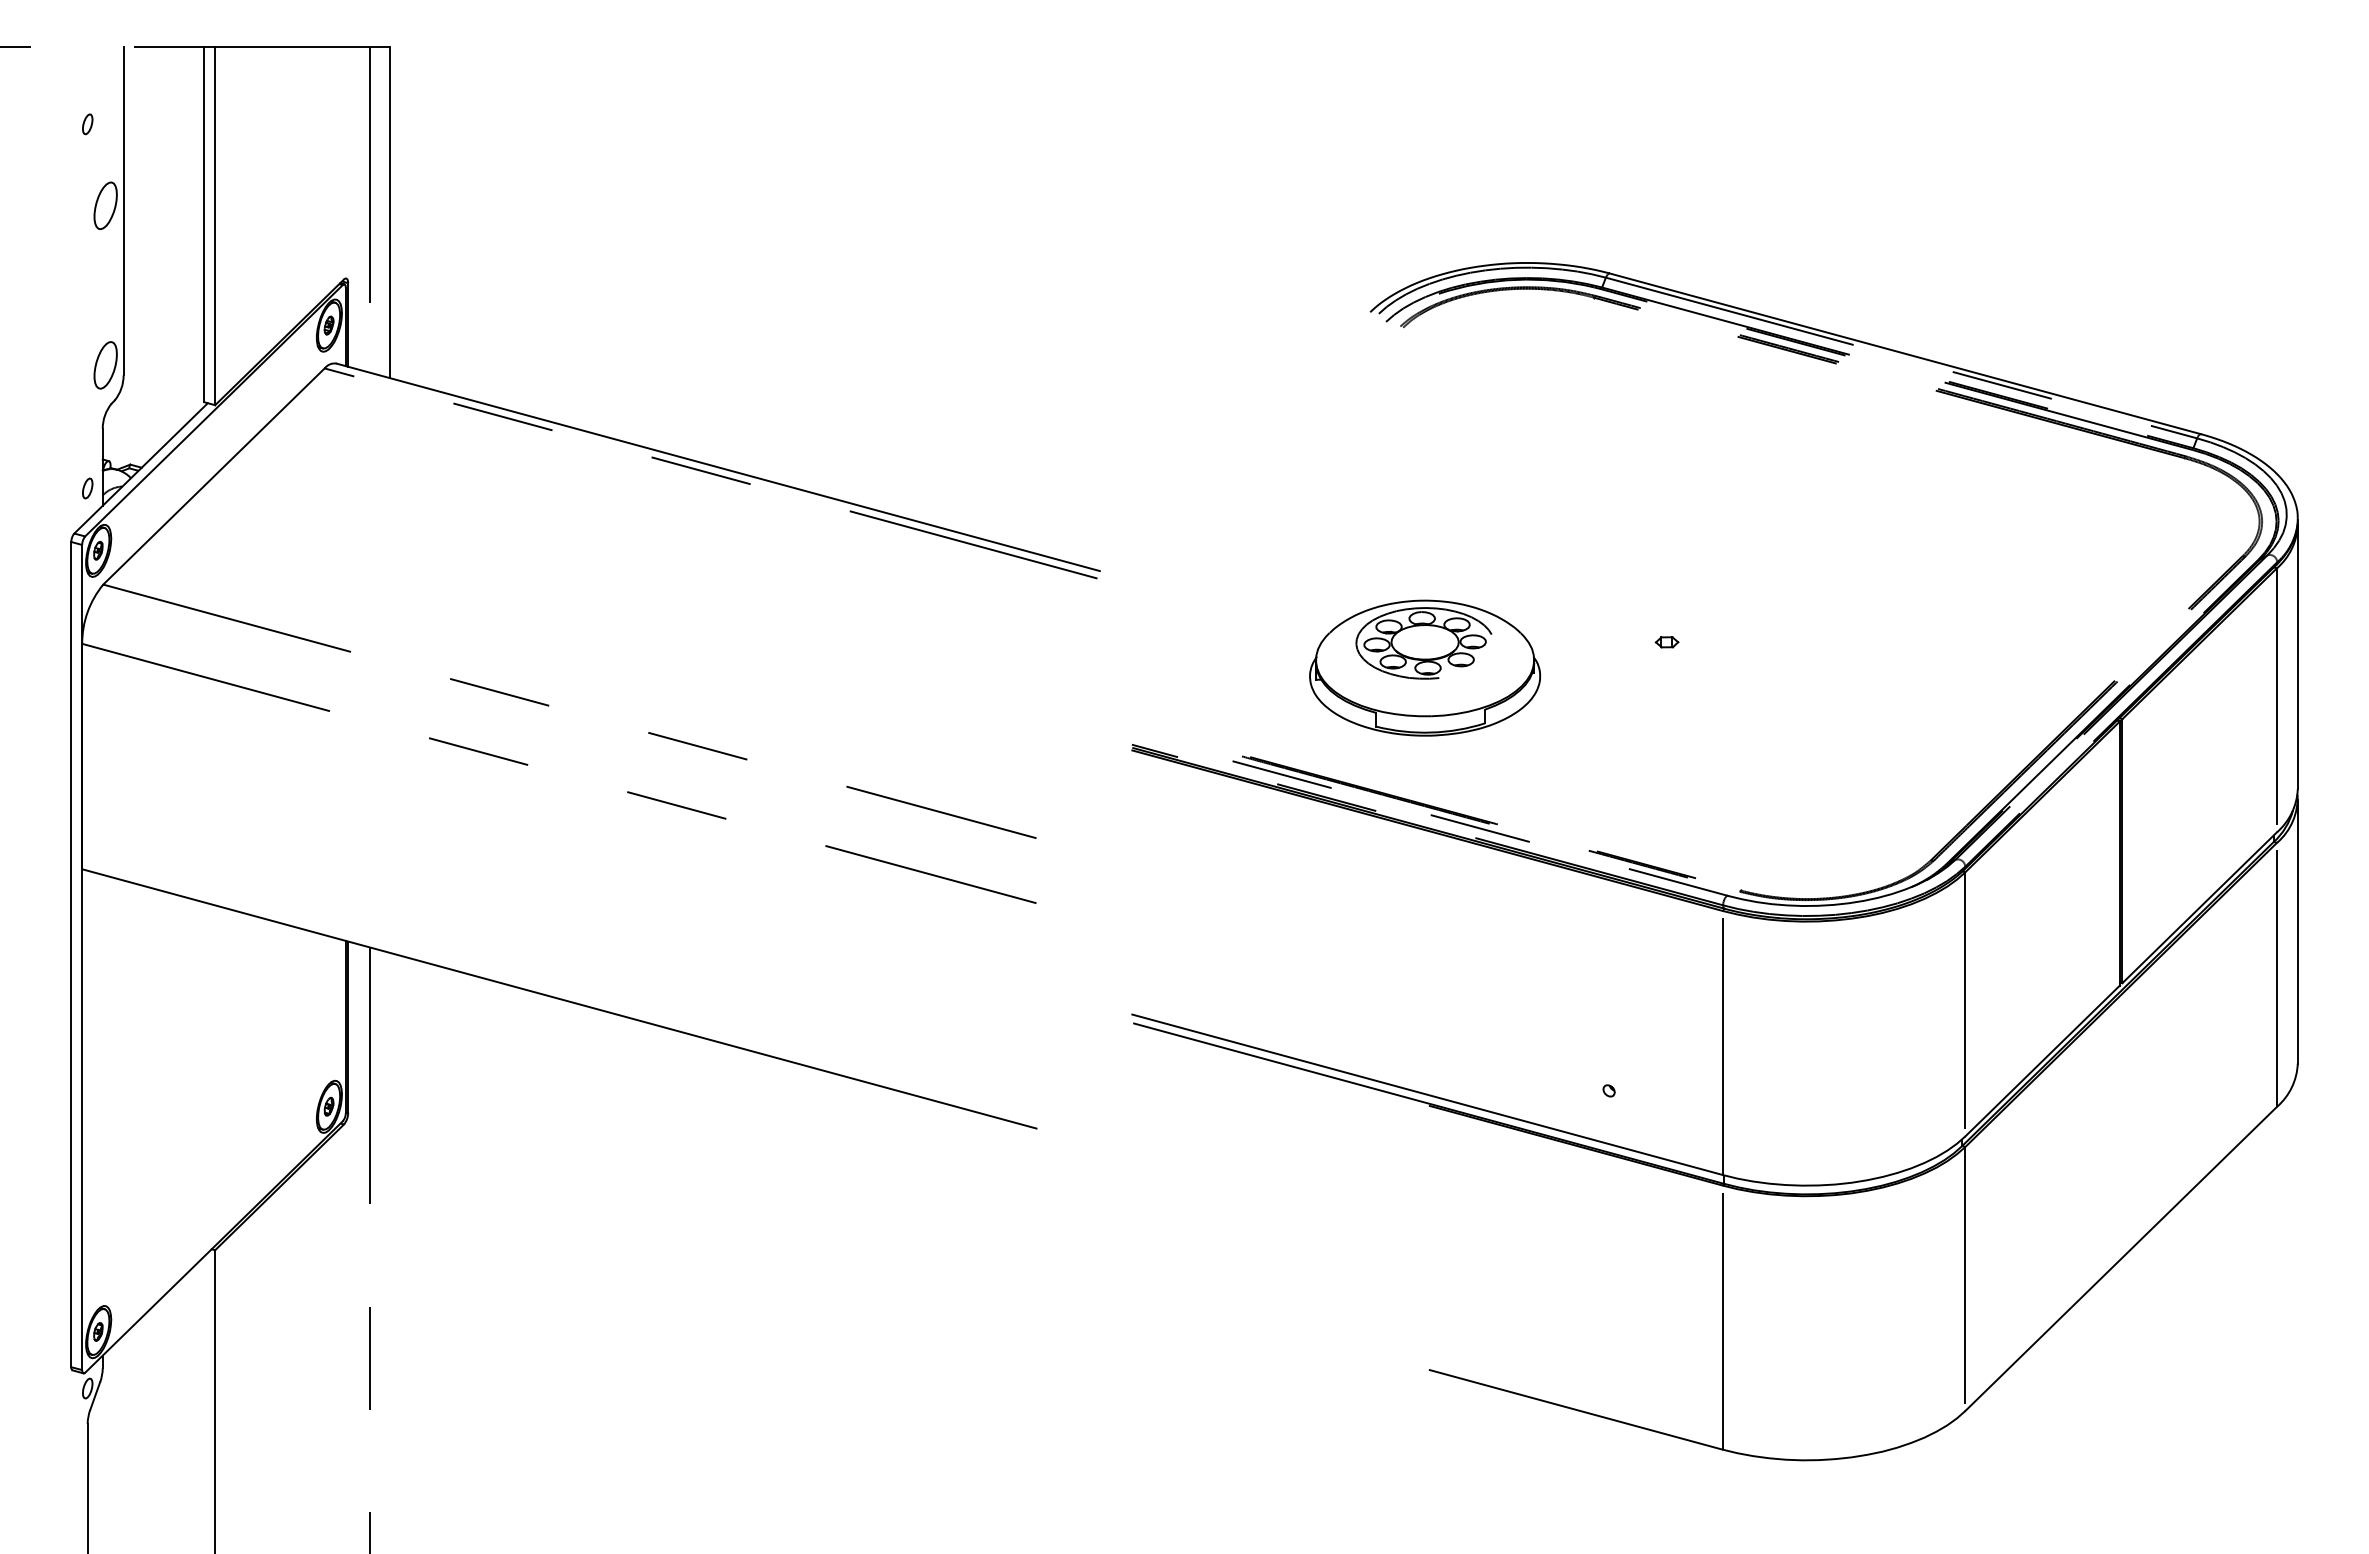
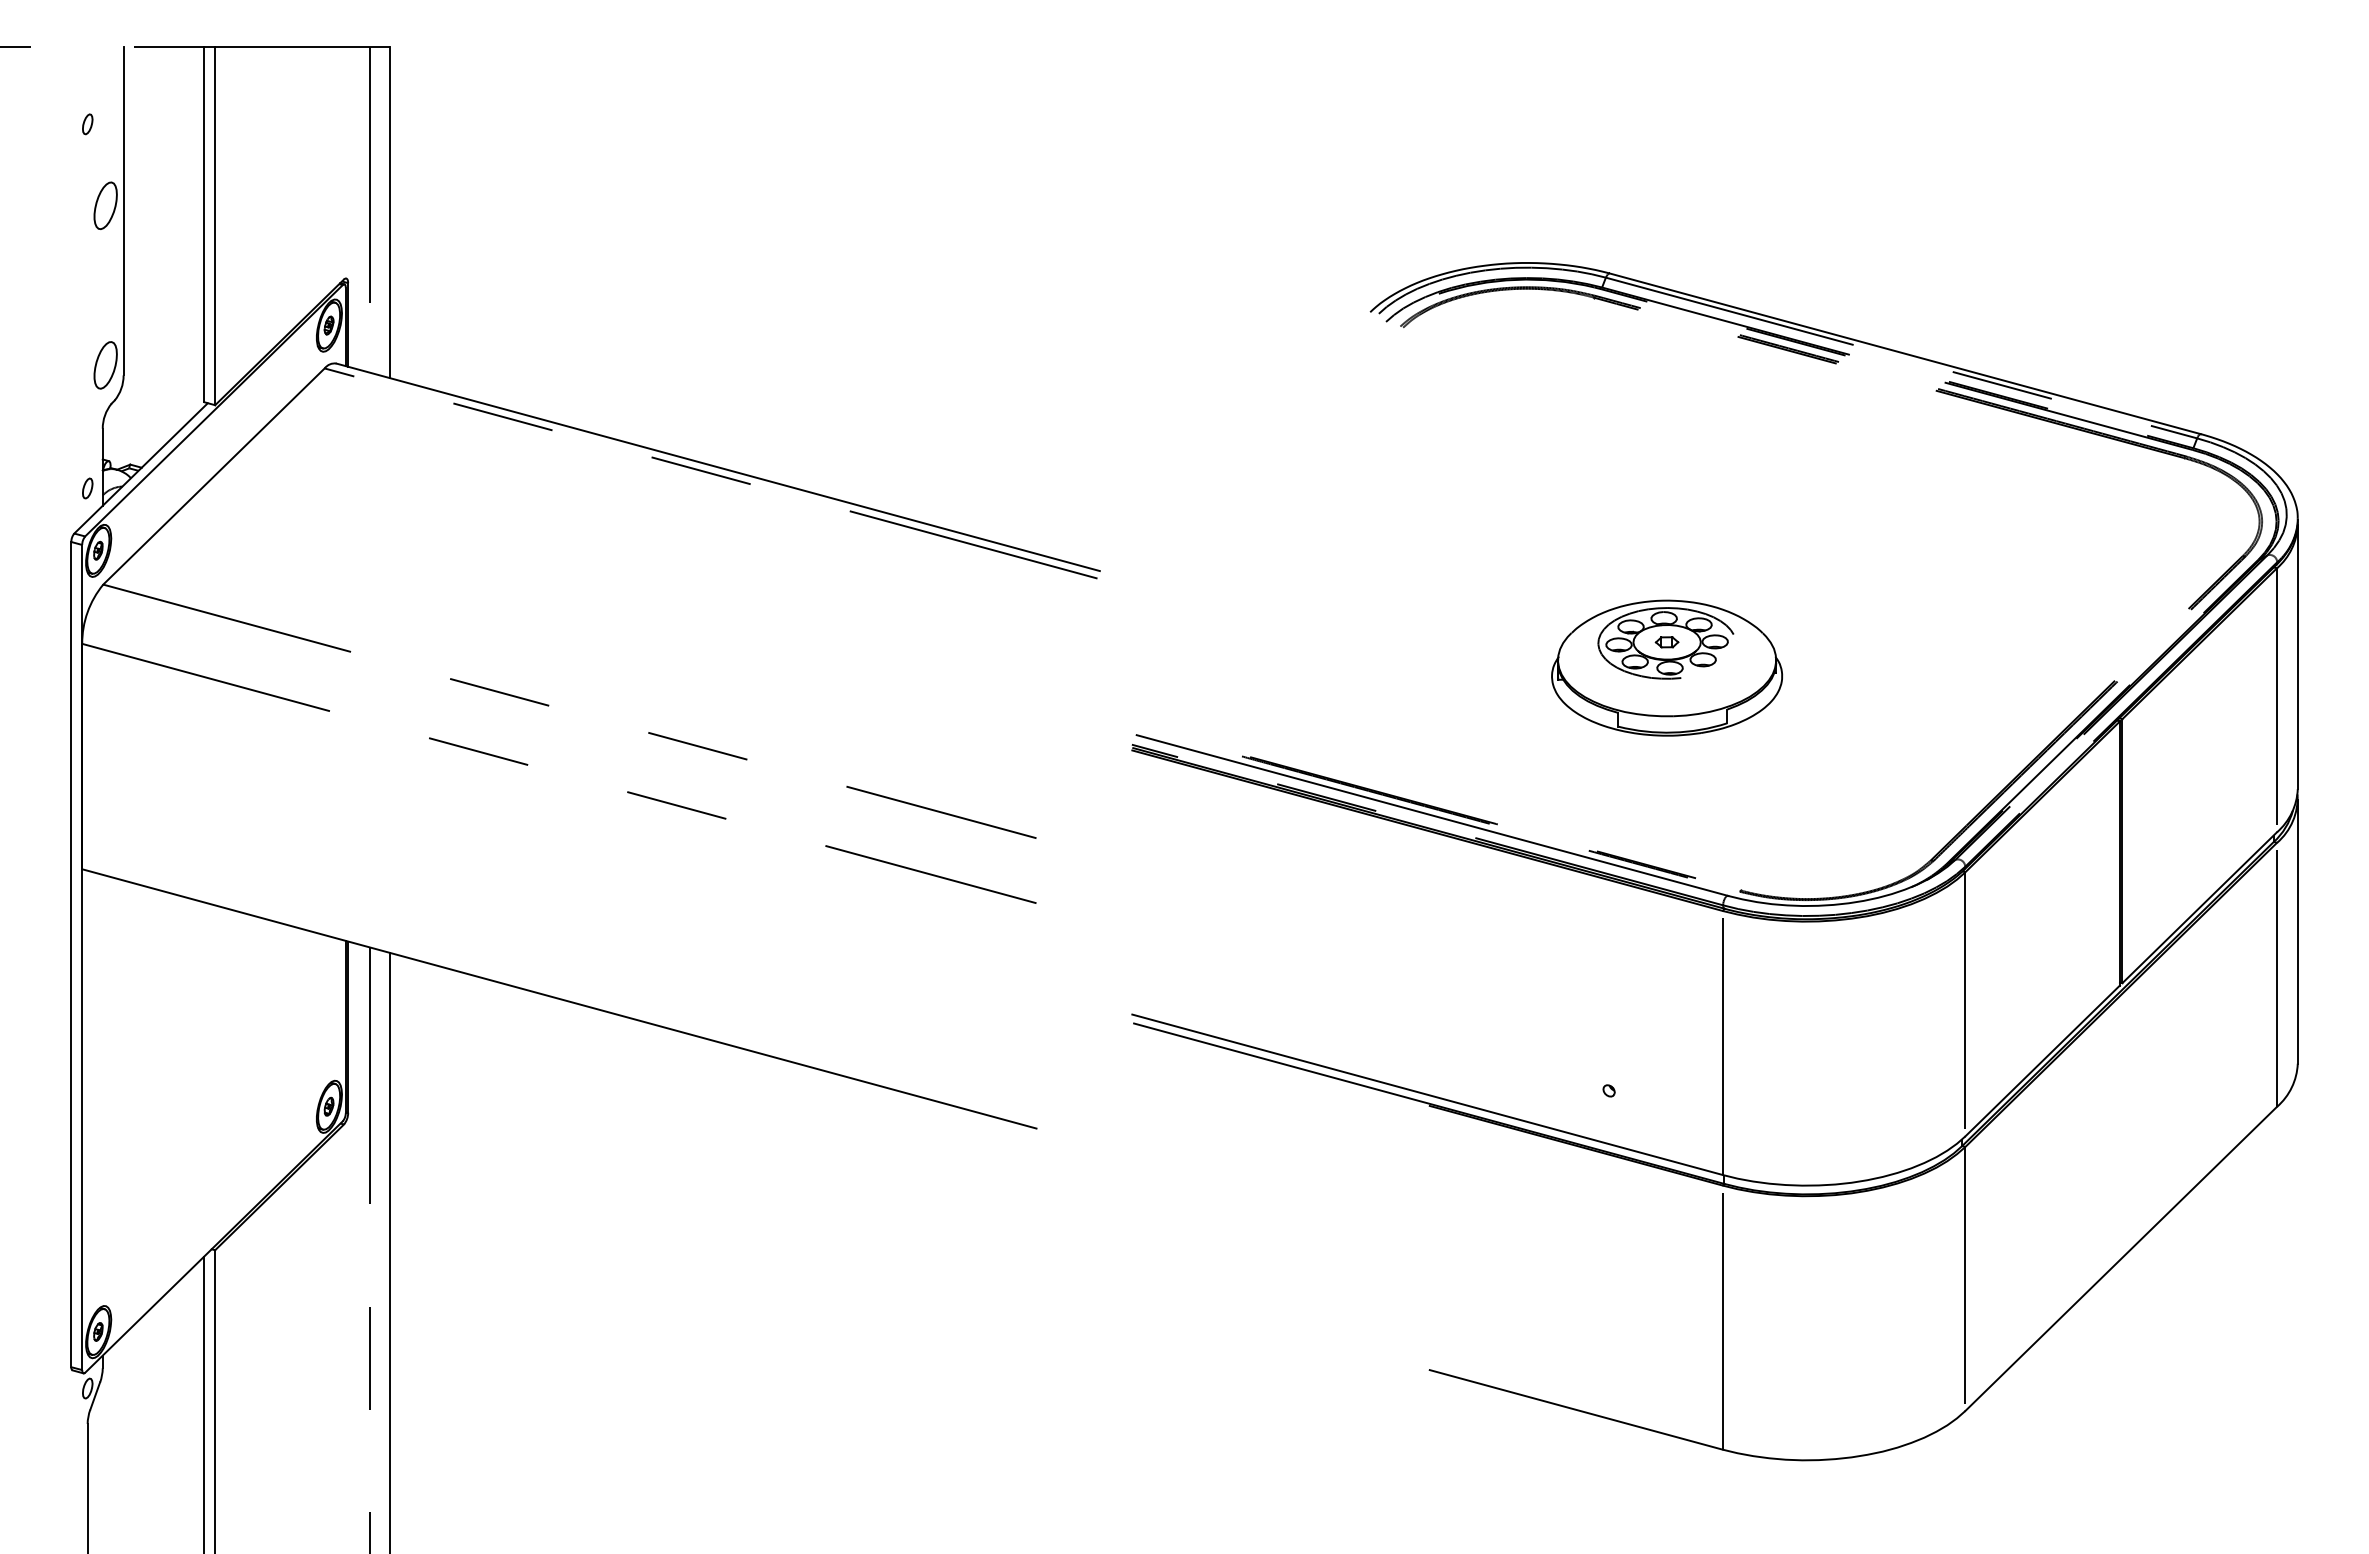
part position: (1425, 667) -> (1667, 667) (1667, 667)
line: dashed -> solid (1431, 815)
line: none -> present (390, 1251)
line: none -> present (204, 1403)
